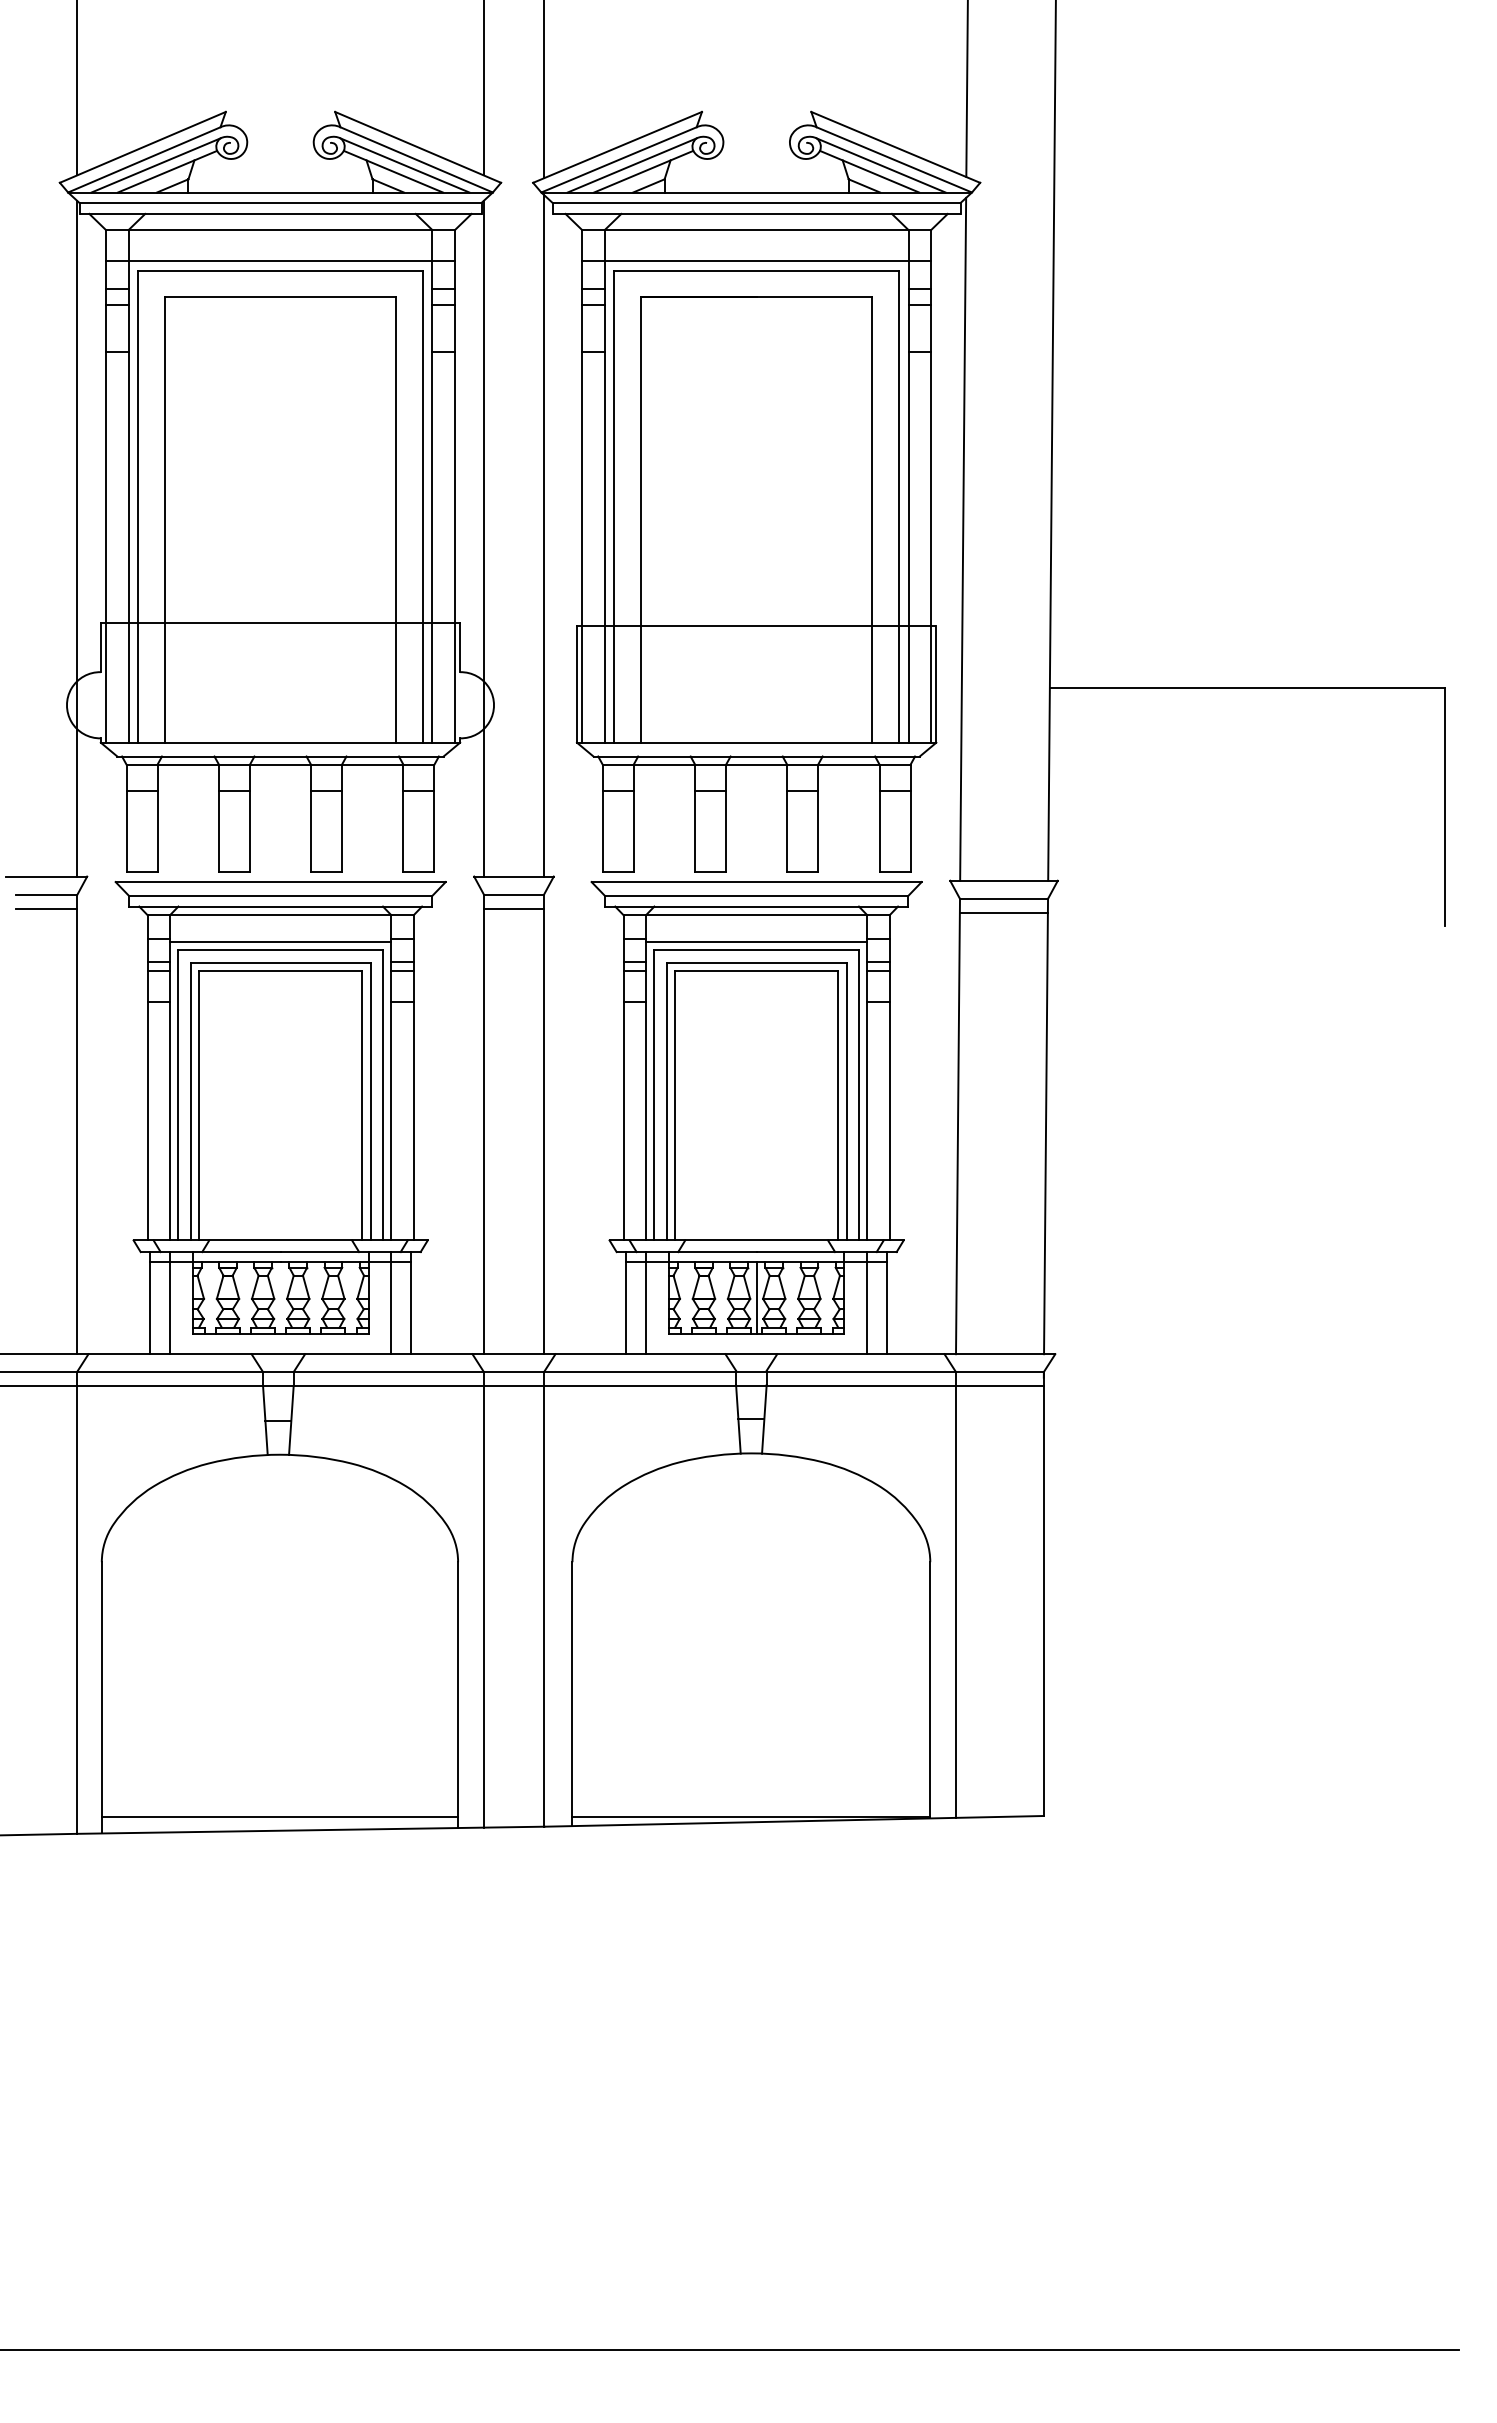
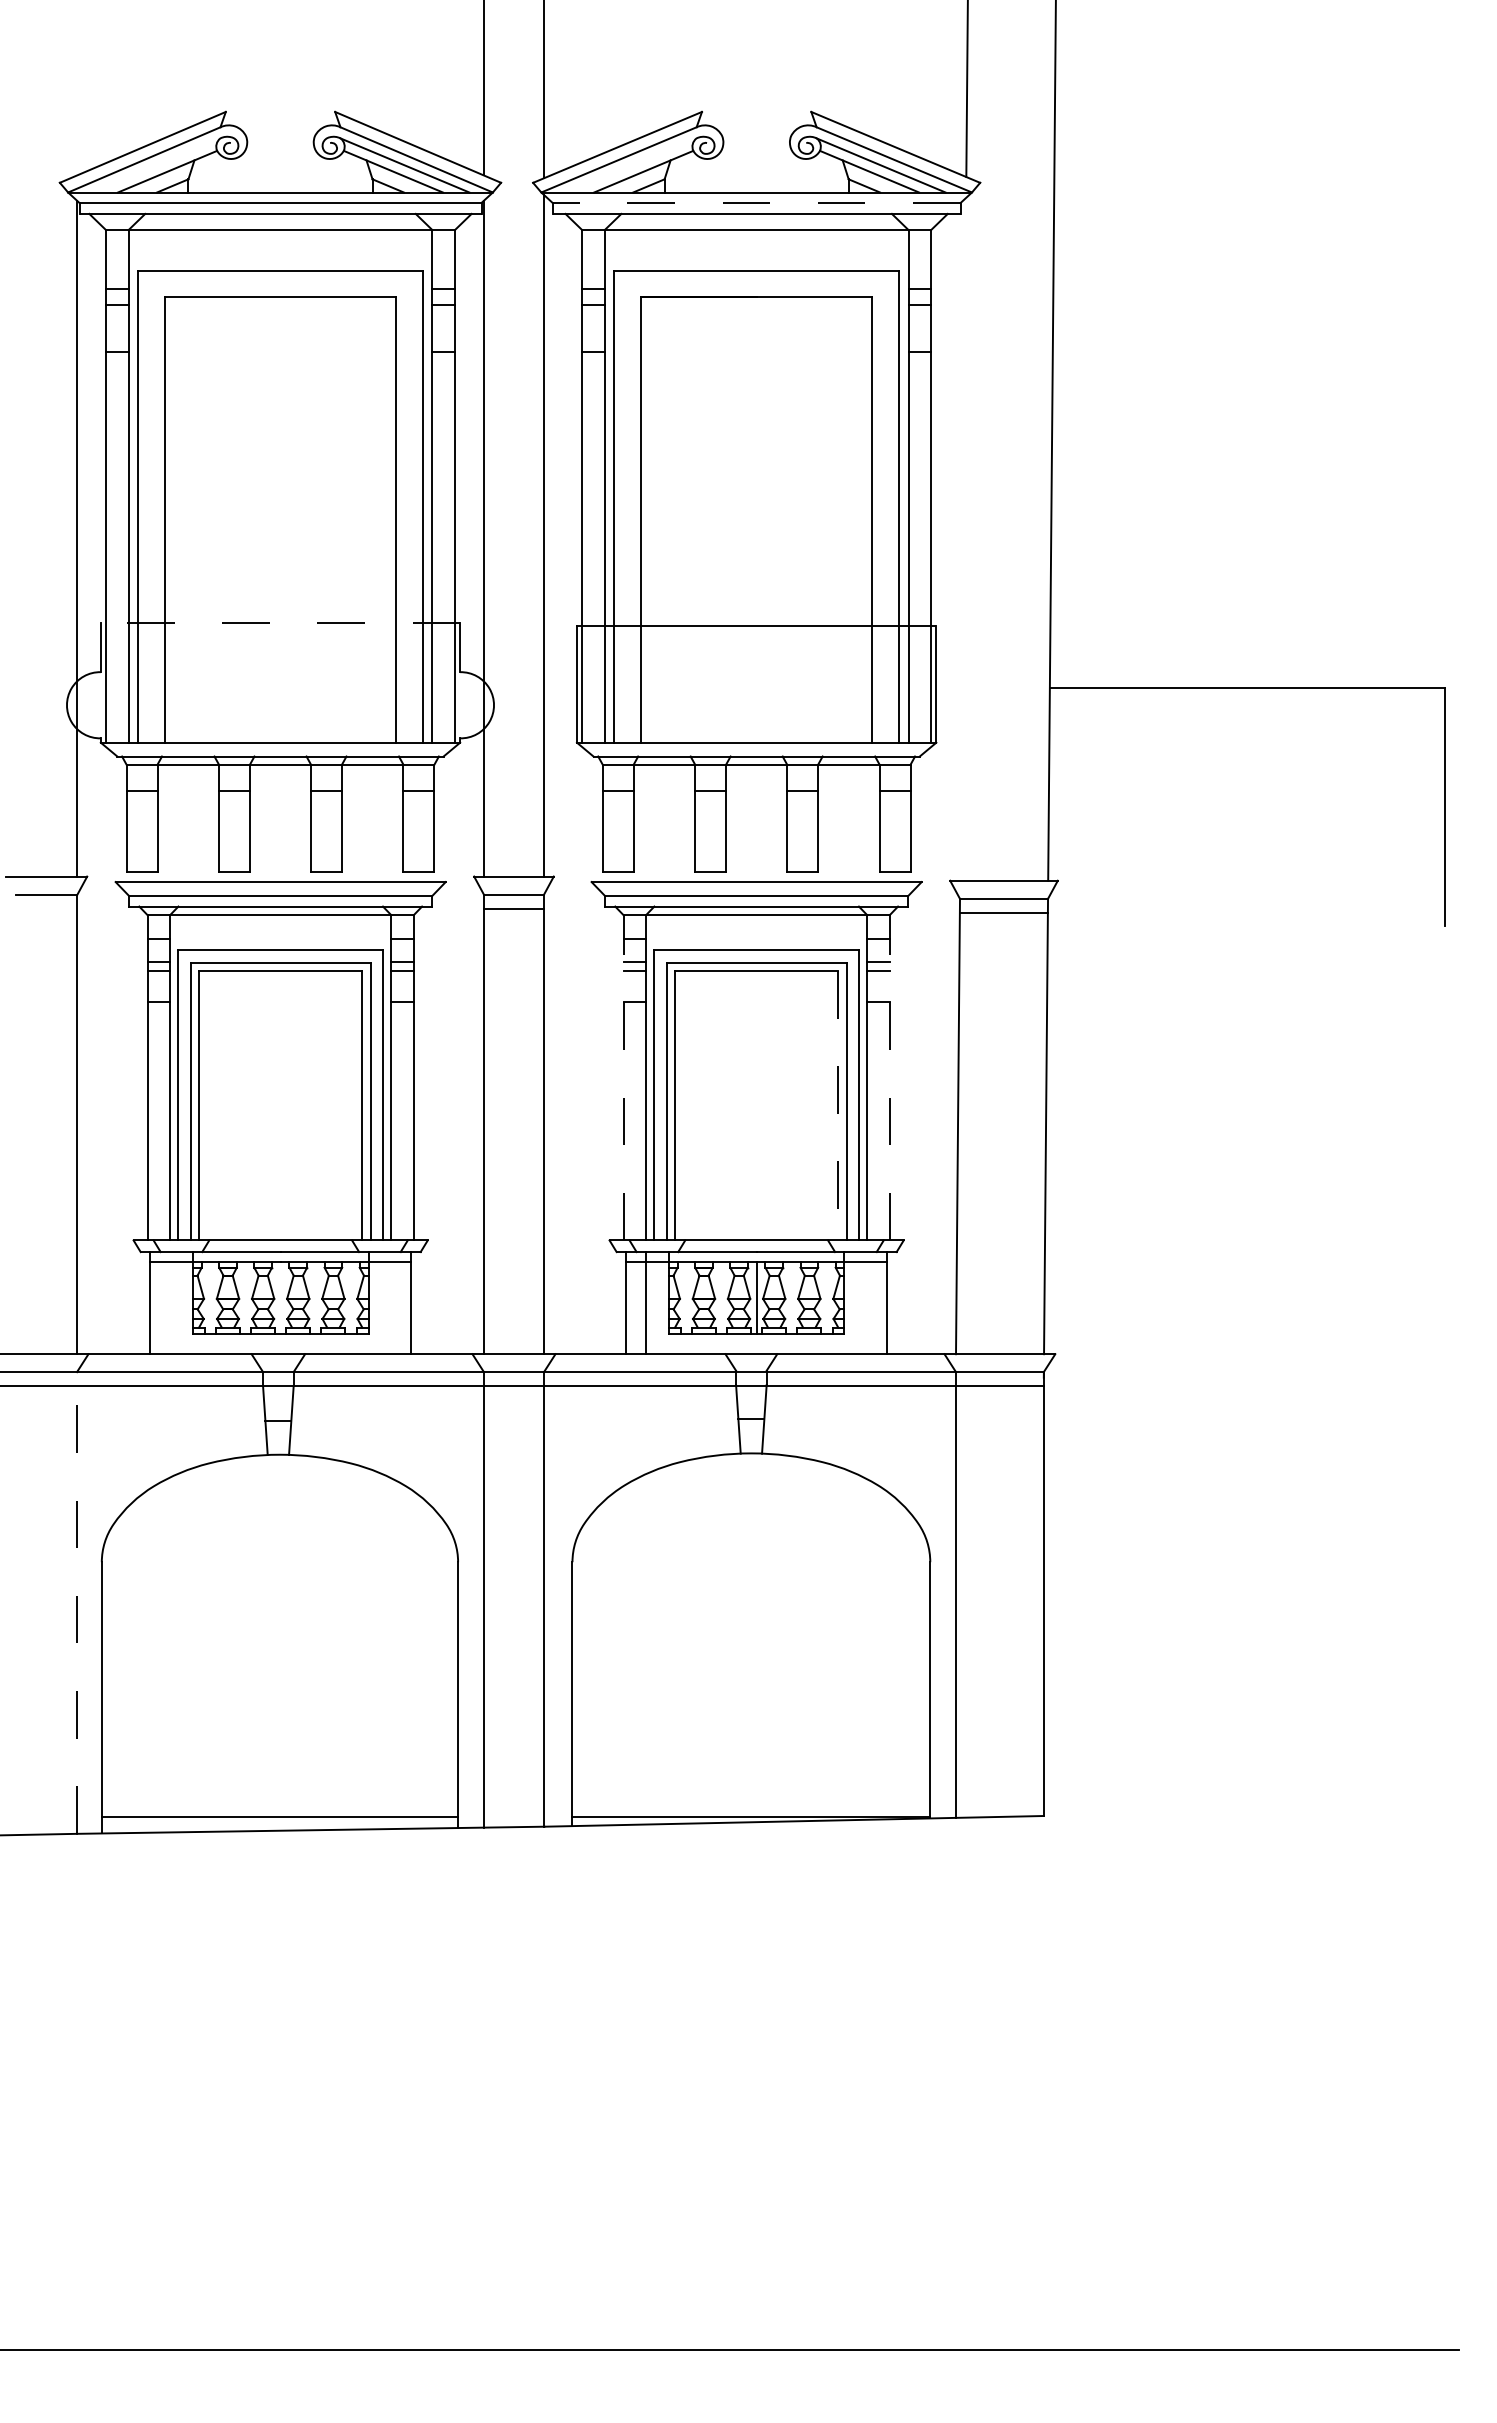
line: present -> none (77, 88)
line: present -> none (155, 165)
line: present -> none (631, 165)
line: solid -> dashed (756, 202)
line: present -> none (280, 261)
line: present -> none (756, 261)
line: present -> none (963, 538)
line: solid -> dashed (280, 623)
line: present -> none (46, 908)
line: present -> none (280, 942)
line: present -> none (756, 942)
line: solid -> dashed (623, 1077)
line: solid -> dashed (889, 1077)
line: solid -> dashed (838, 1105)
line: present -> none (170, 1303)
line: present -> none (391, 1303)
line: present -> none (867, 1303)
line: solid -> dashed (77, 1602)
